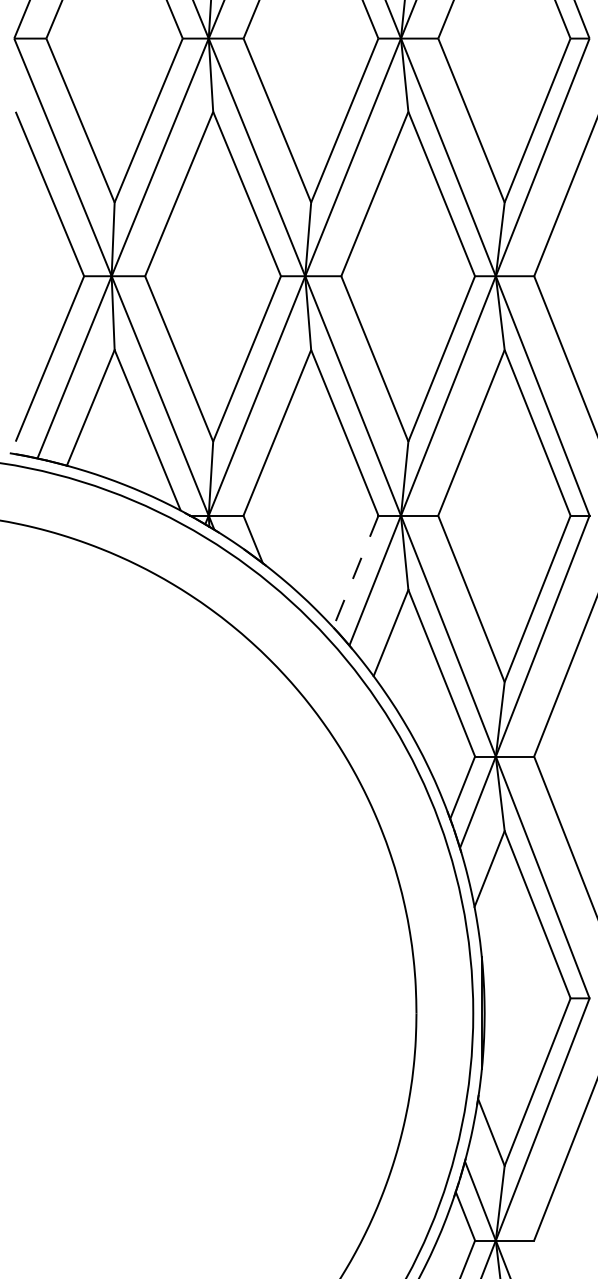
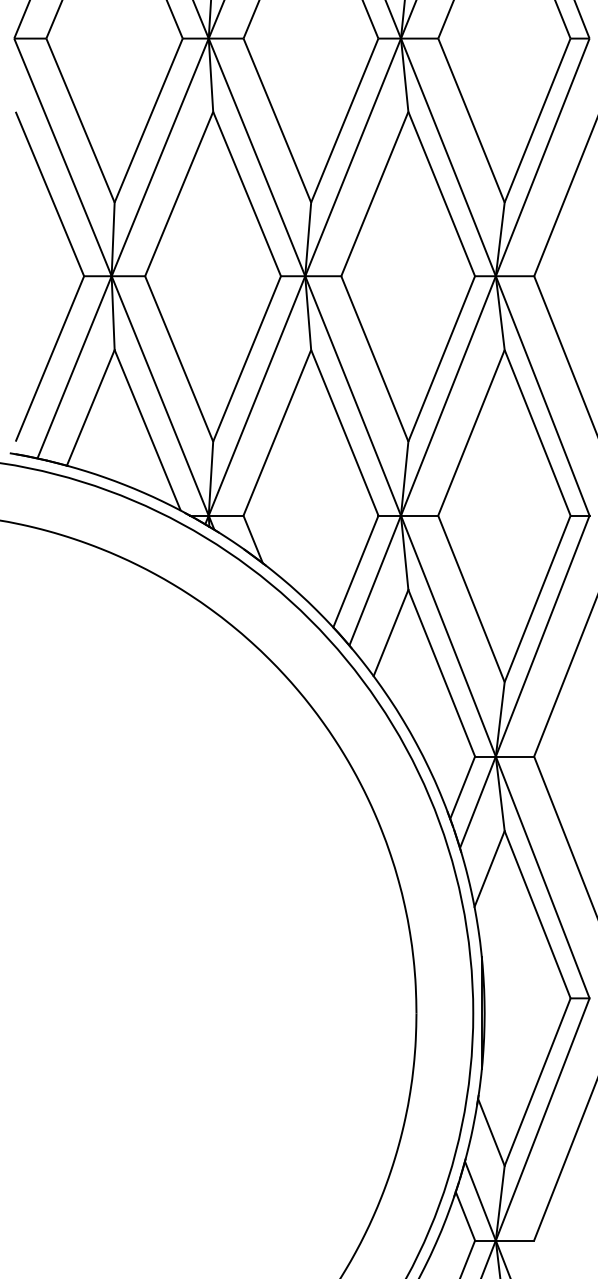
line: dashed -> solid (355, 572)
